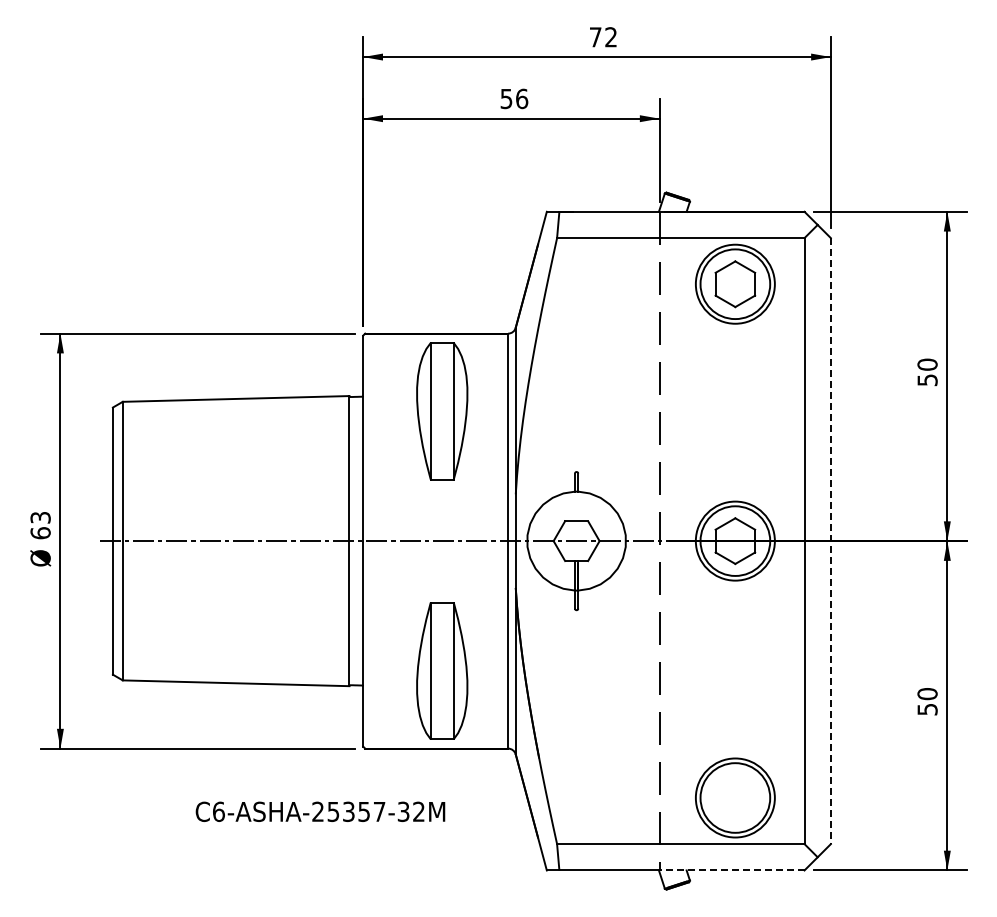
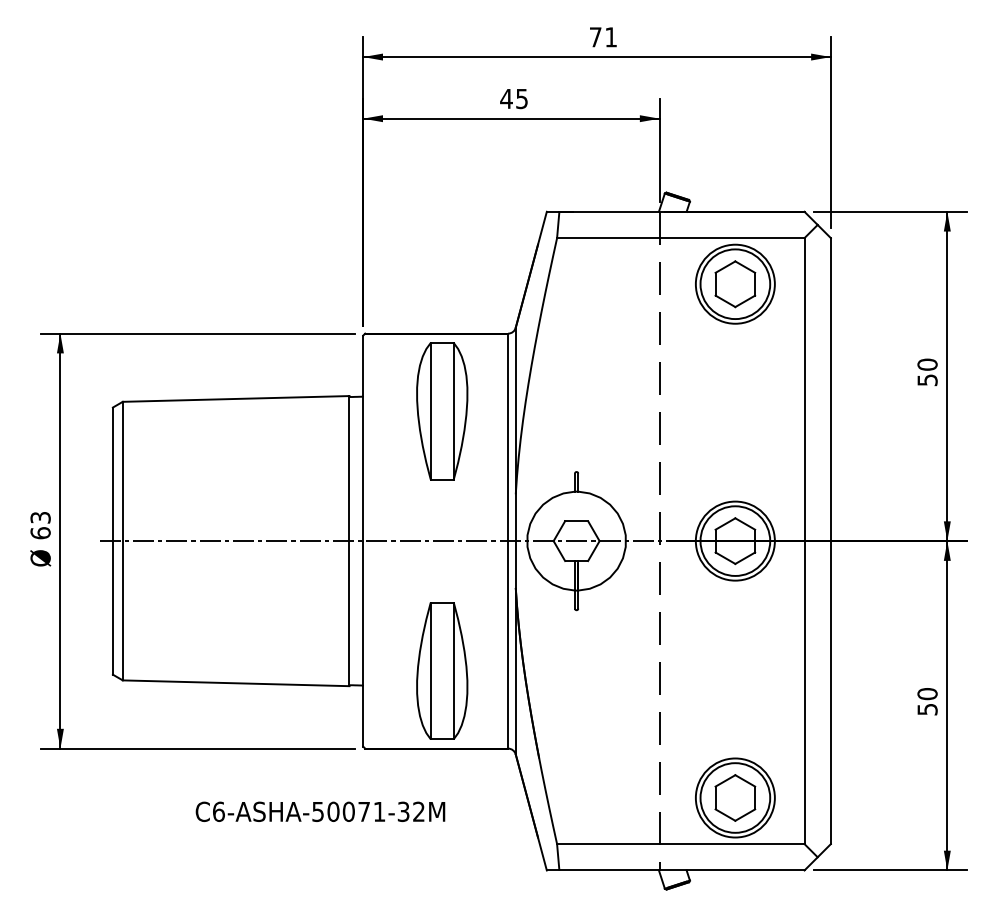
text: 72 -> 71 (610, 37)
text: 56 -> 45 (514, 98)
line: dashed -> solid (830, 541)
part: none -> present (735, 797)
text: C6-ASHA-25357-32M -> C6-ASHA-50071-32M (348, 811)
line: dashed -> solid (731, 870)
